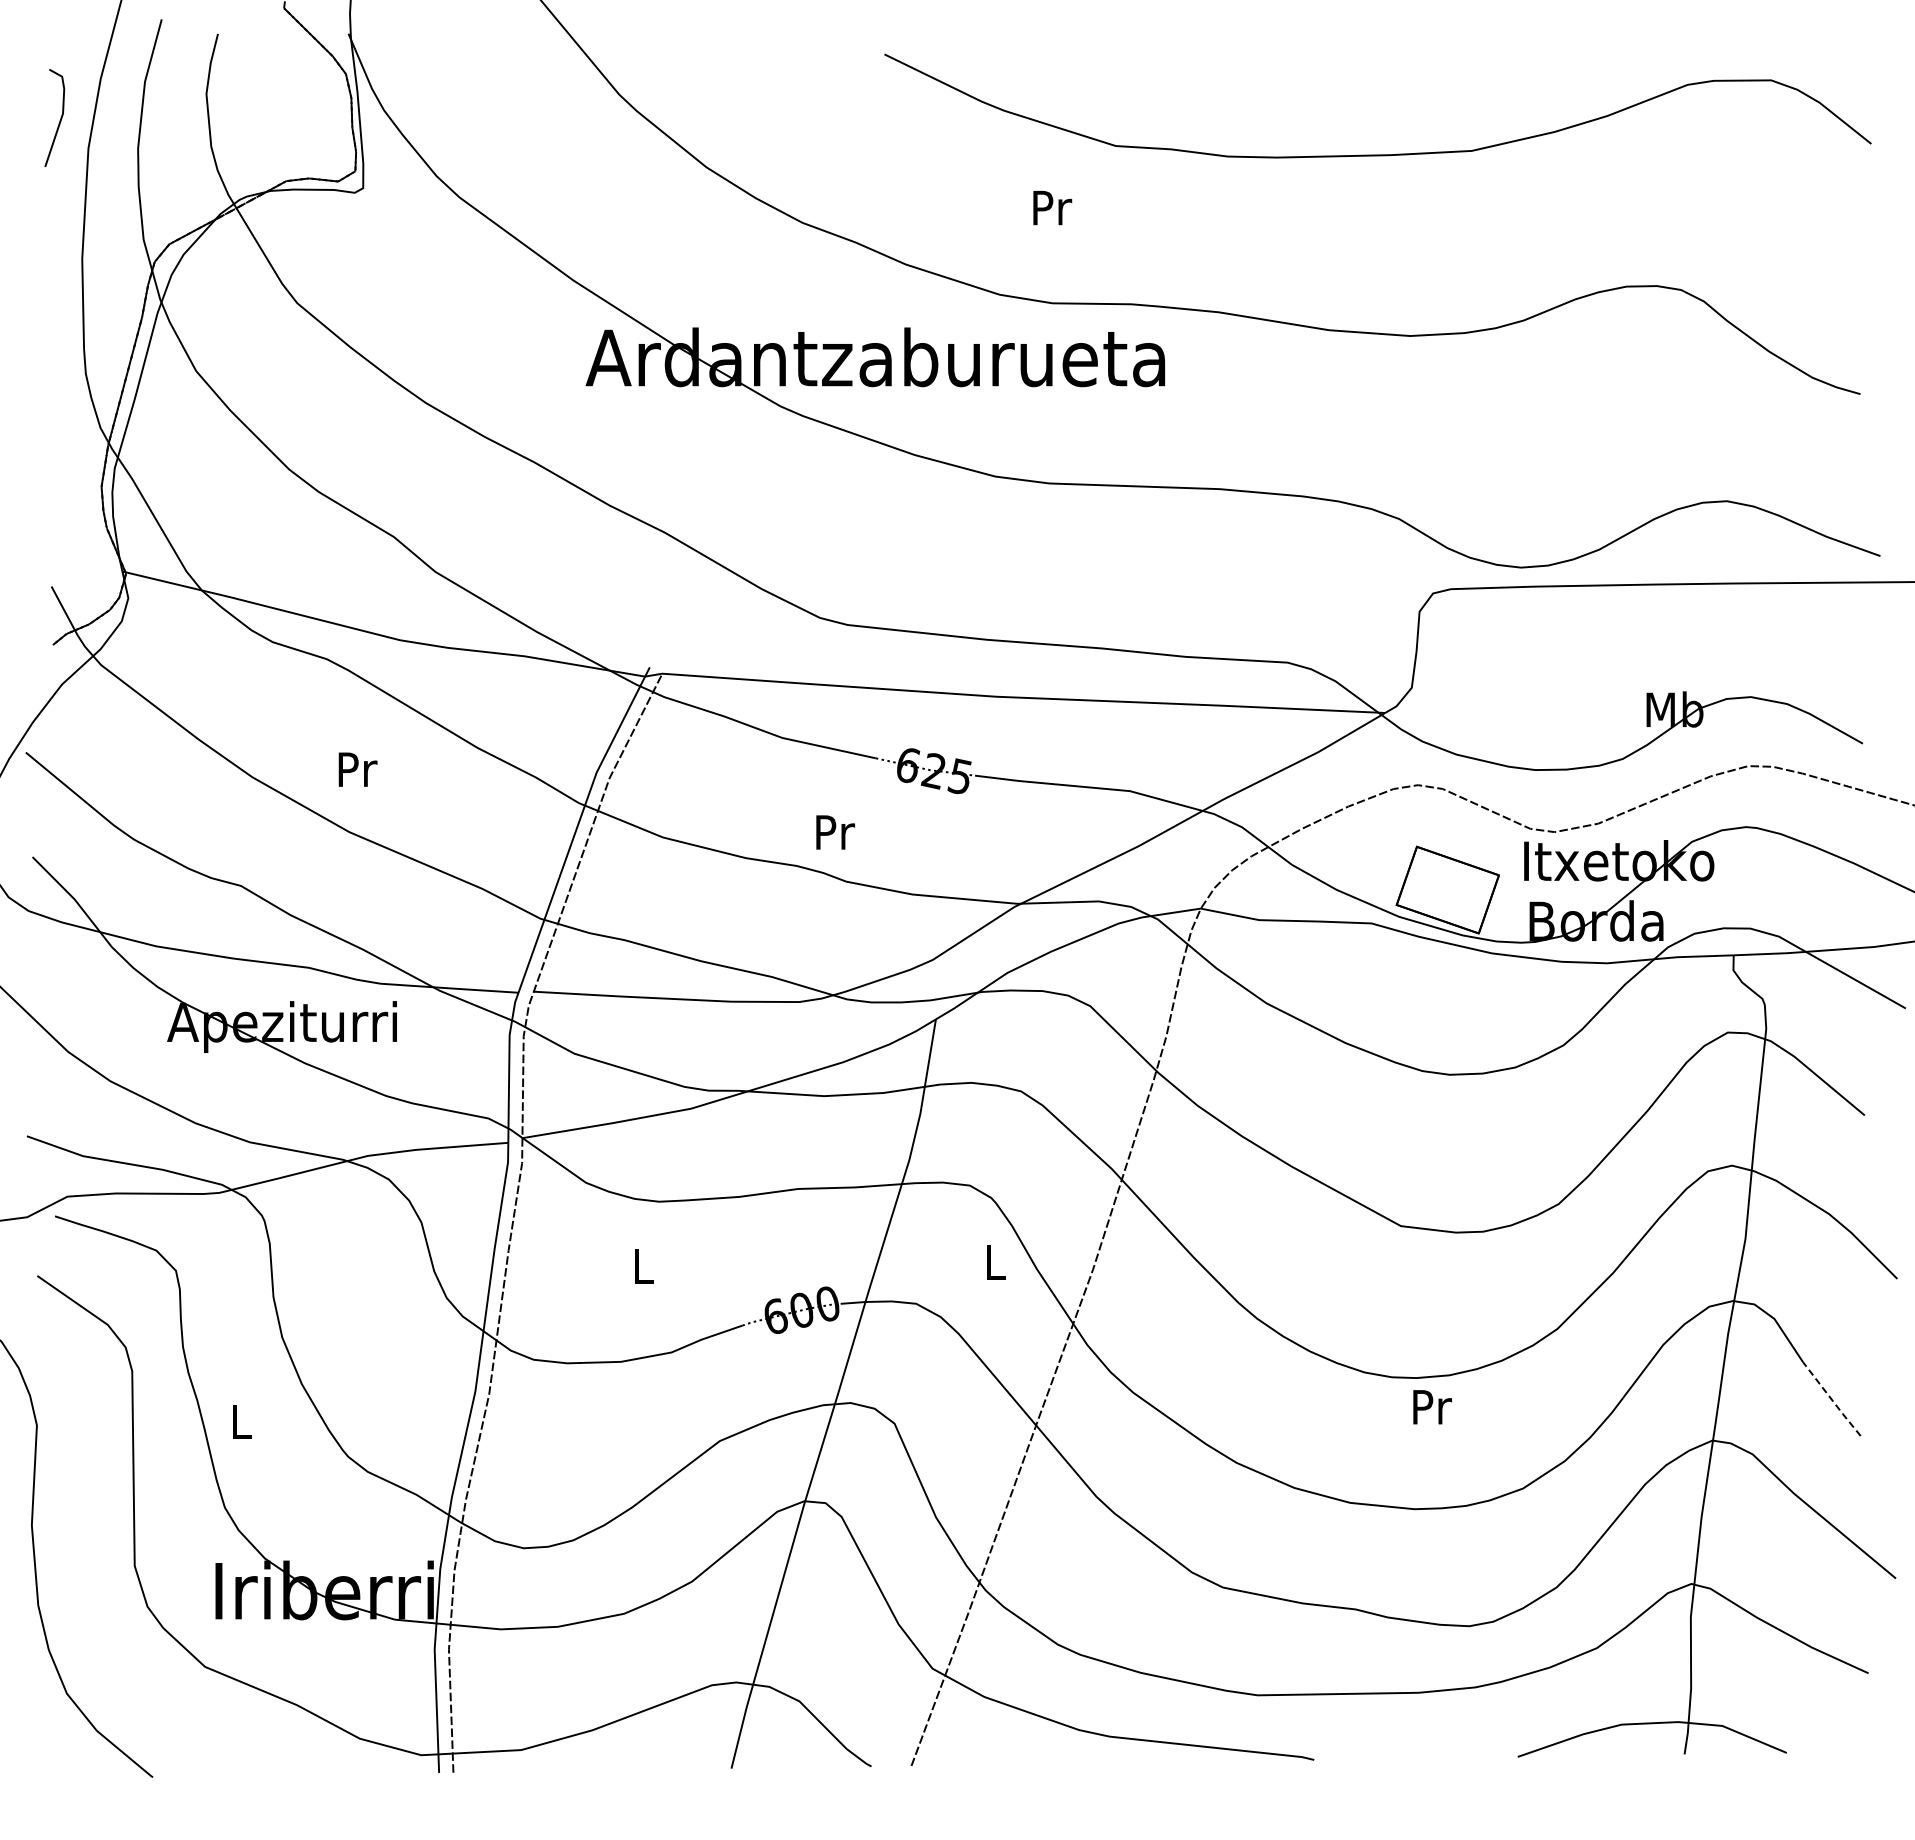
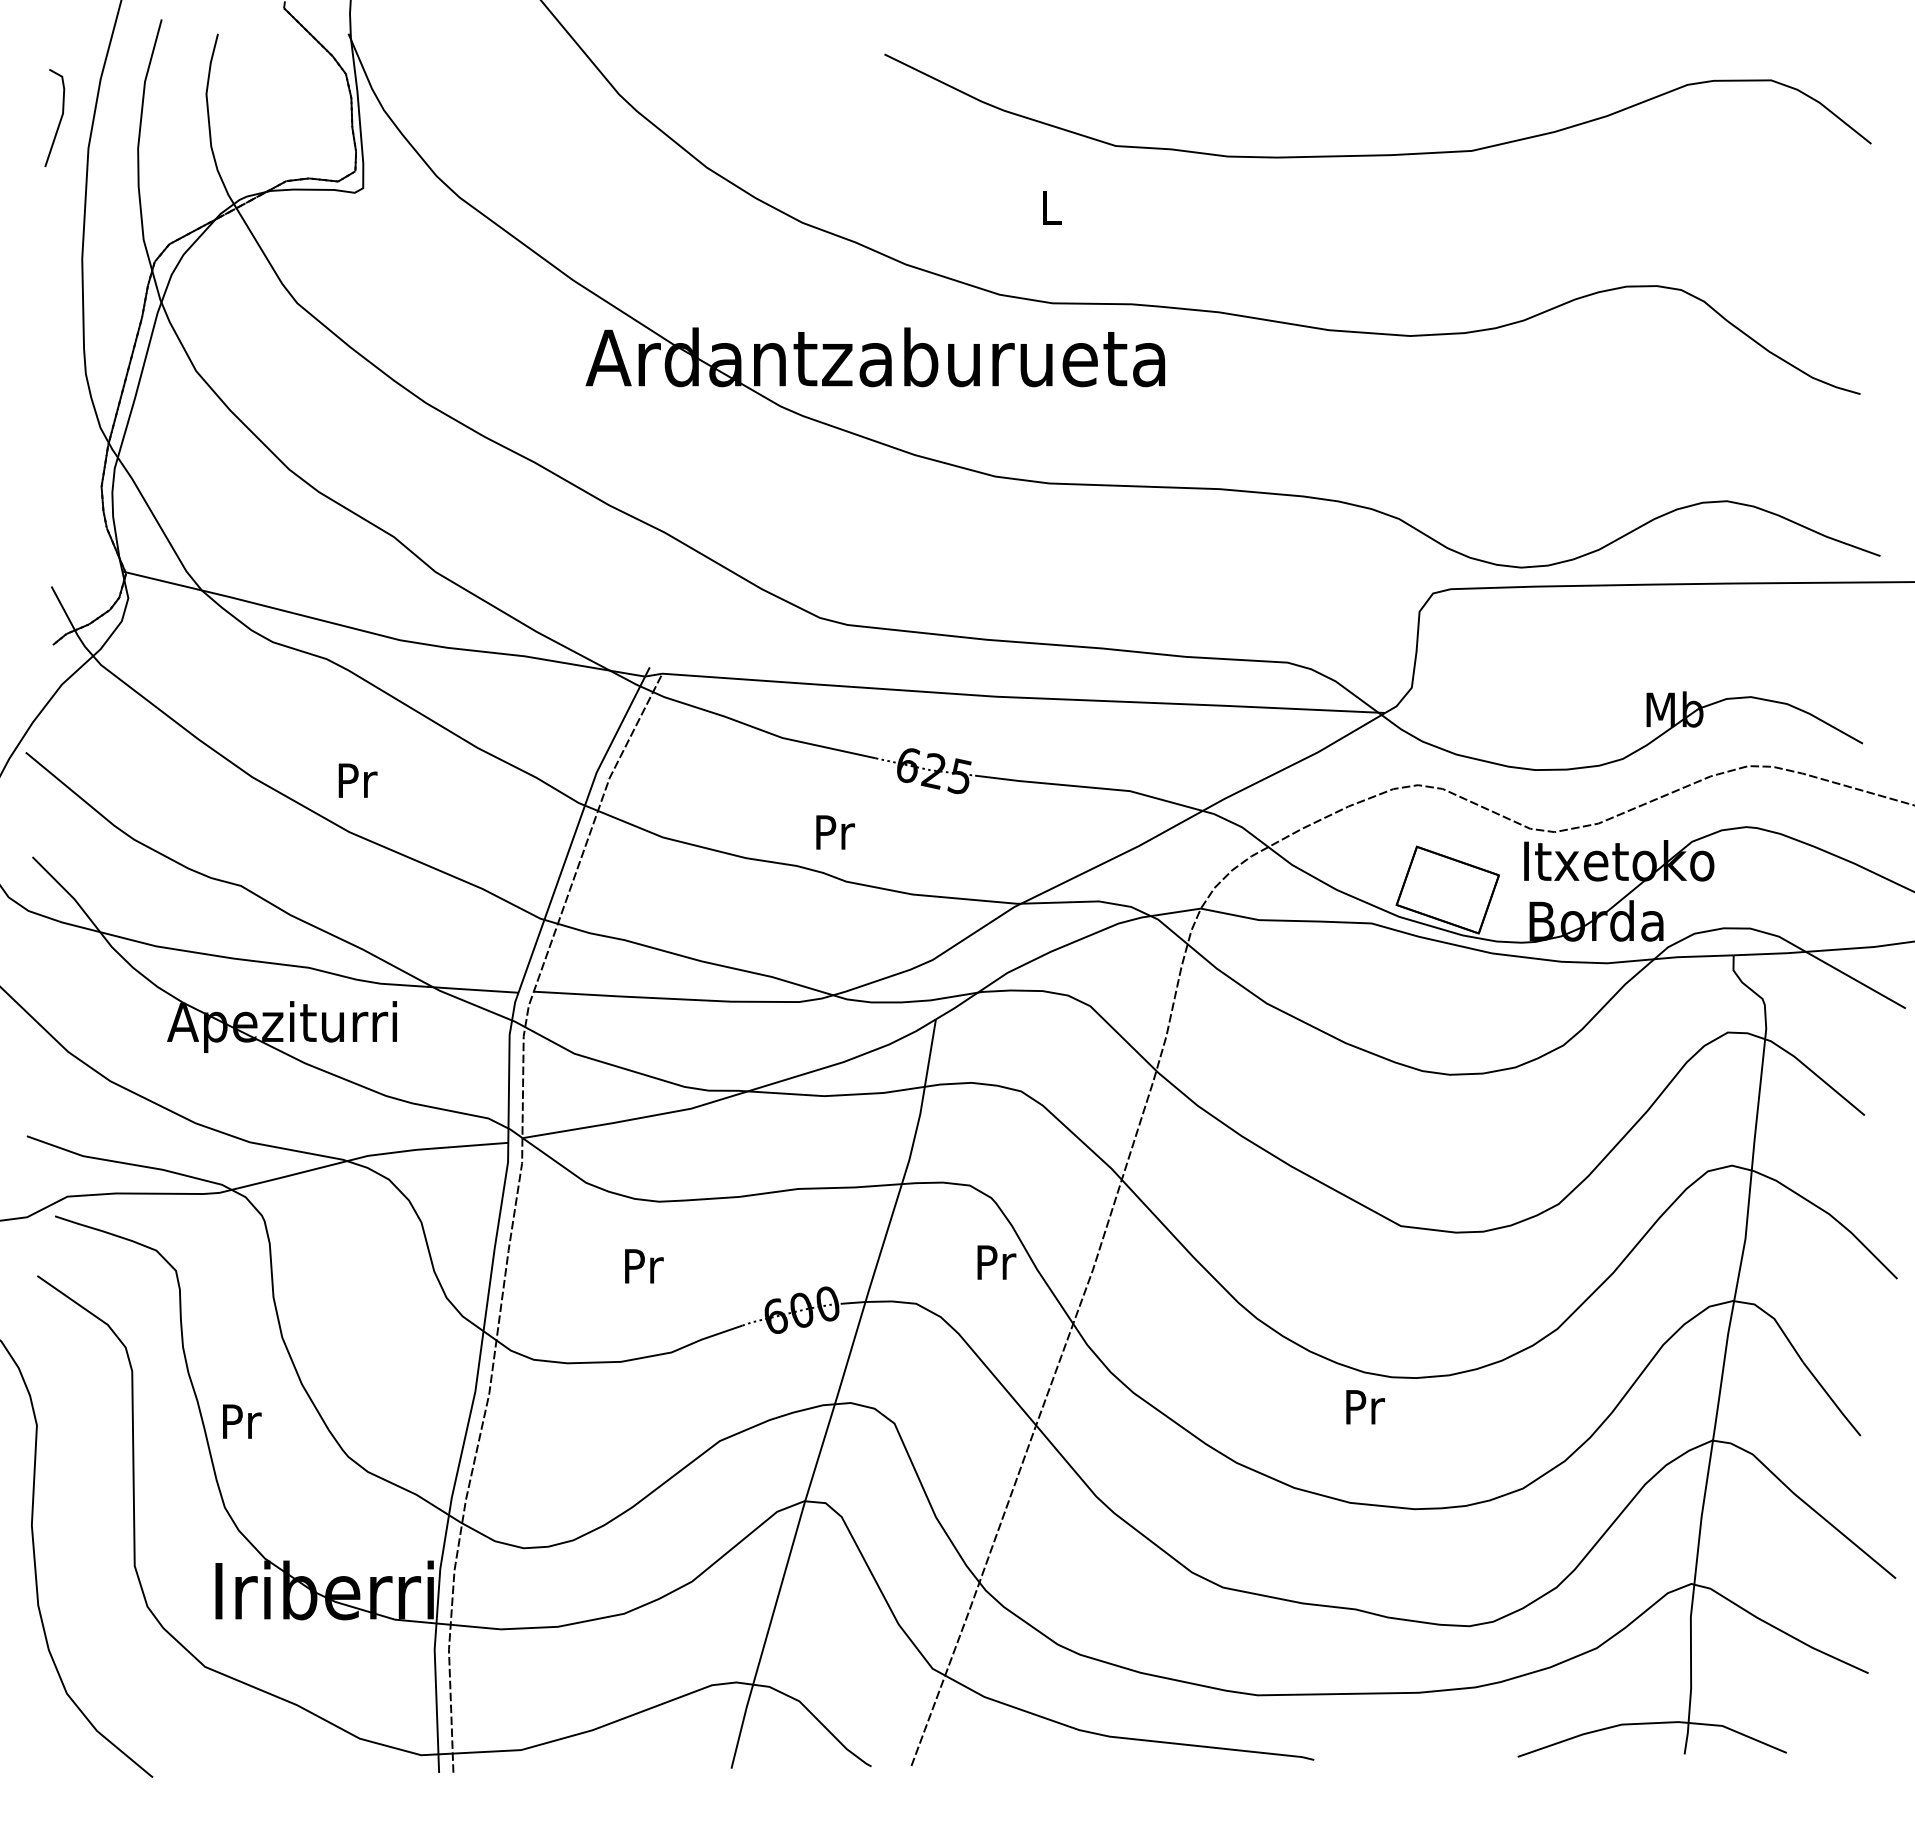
text: Pr -> L (1052, 207)
text position: (357, 769) -> (357, 780) (357, 780)
text: L -> Pr (996, 1262)
text: L -> Pr (644, 1266)
line: dashed -> solid (1832, 1400)
text position: (1432, 1407) -> (1365, 1407) (1365, 1407)
text: L -> Pr (242, 1421)
